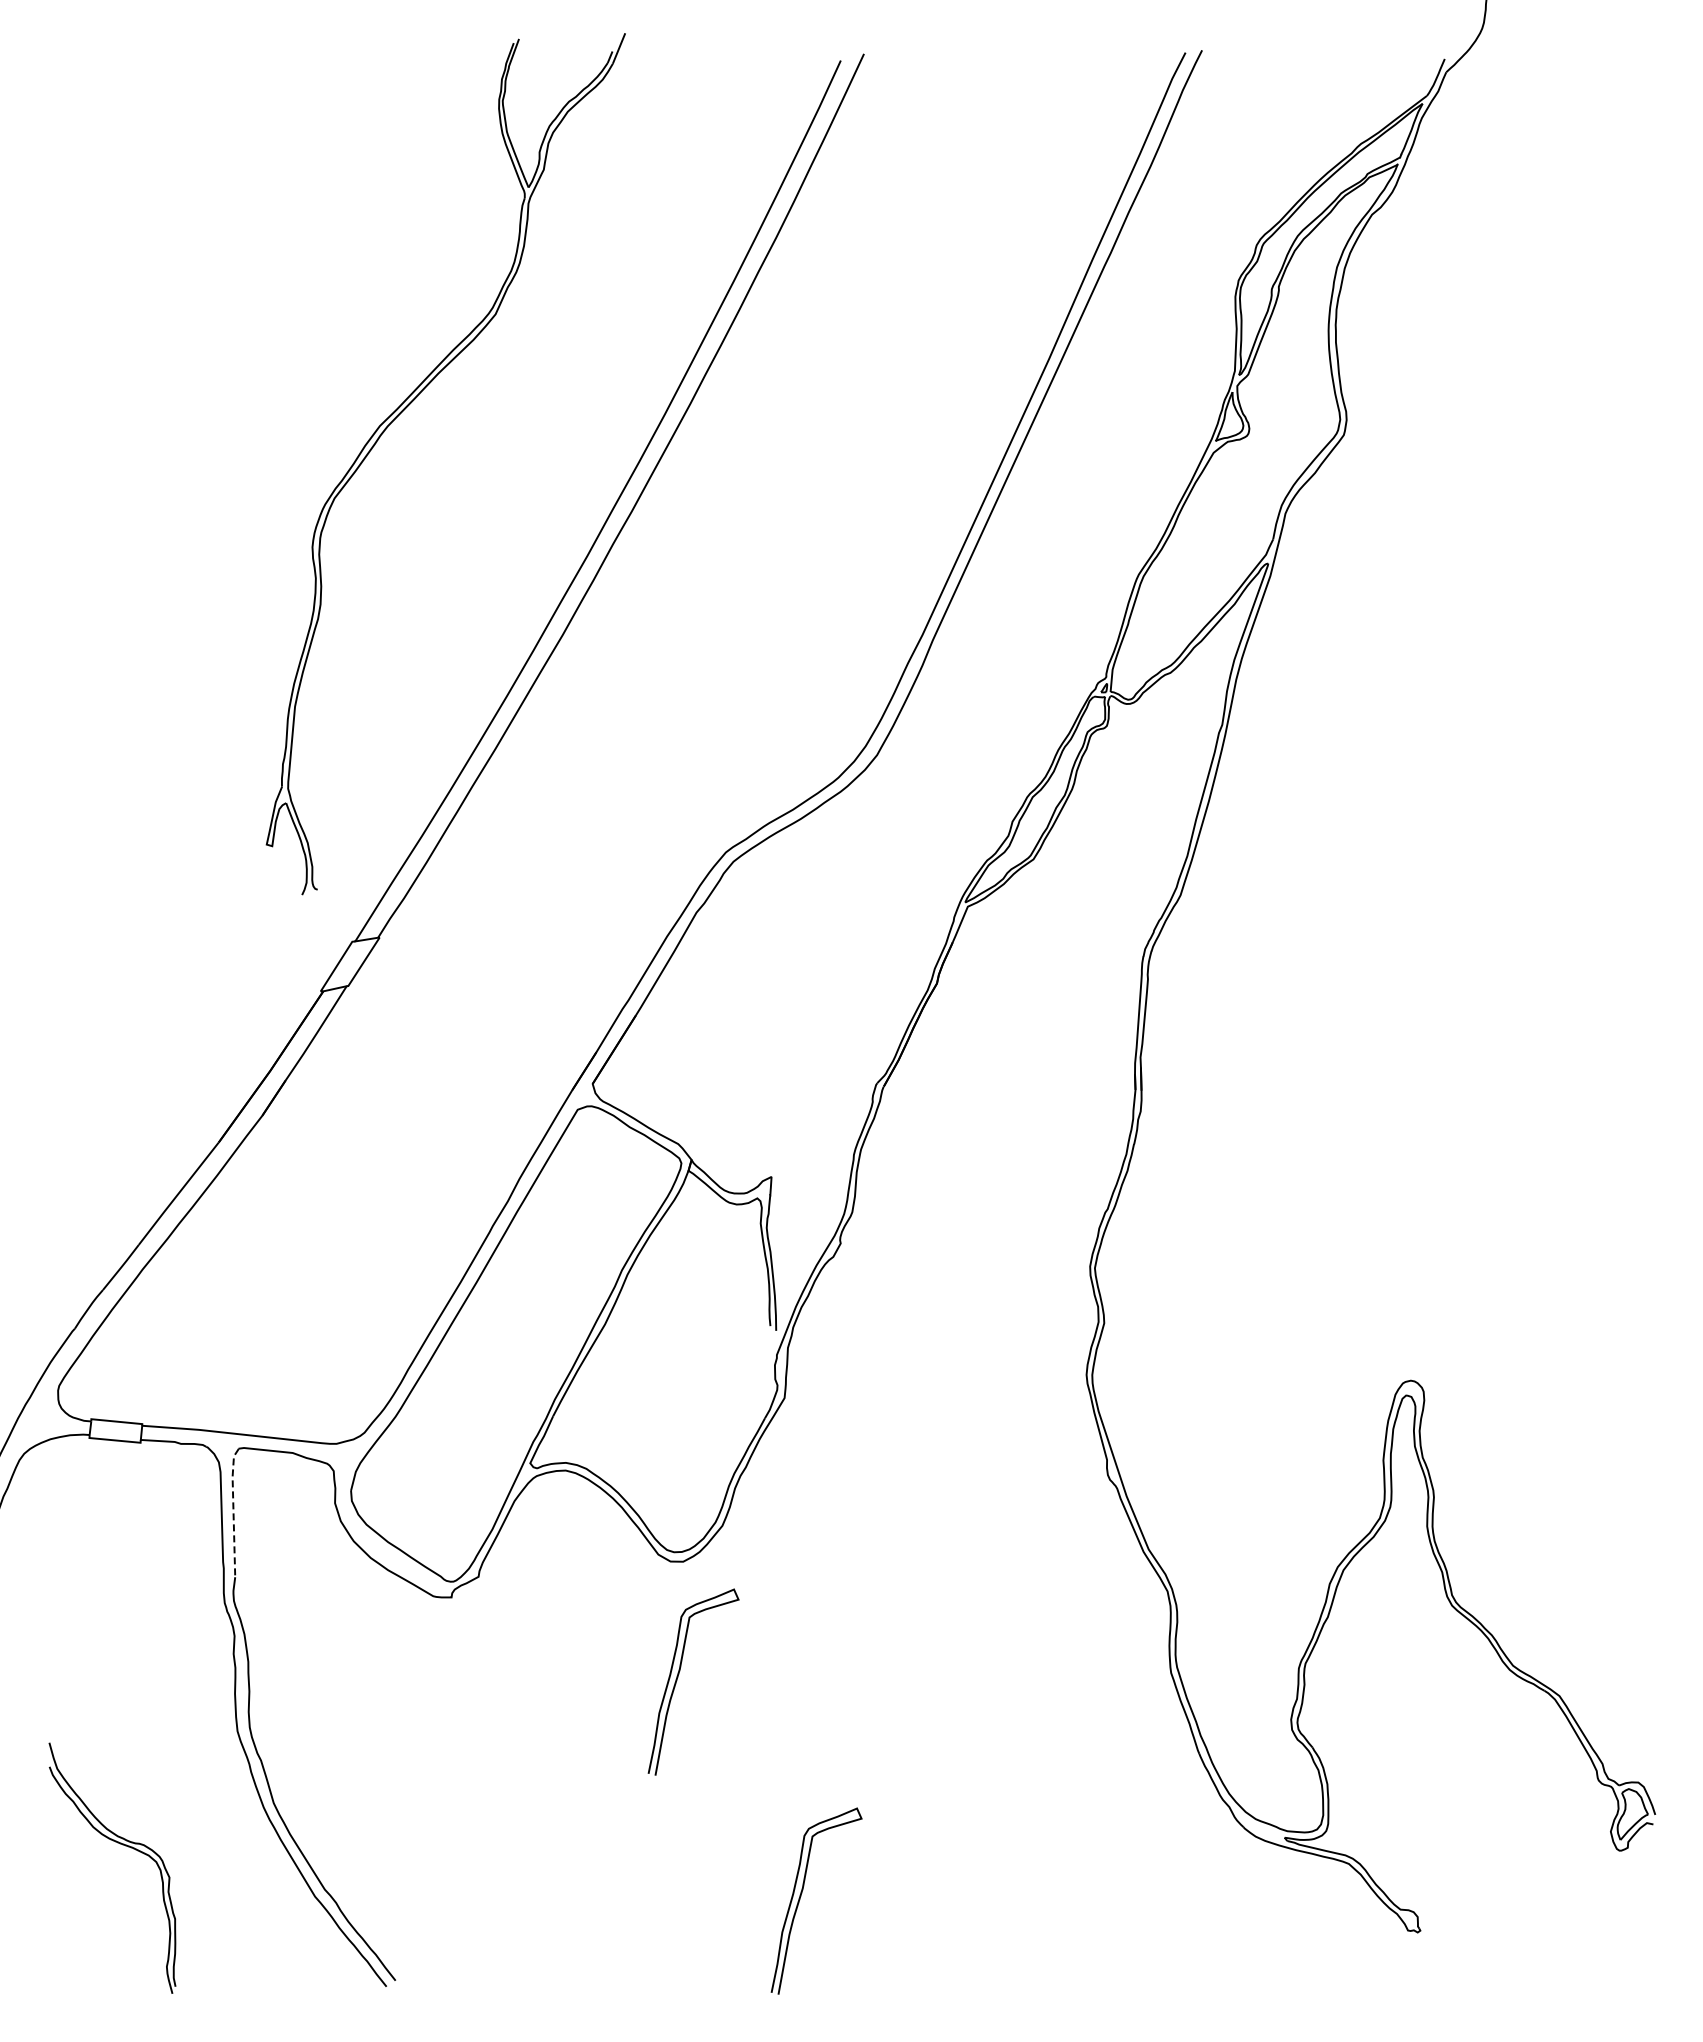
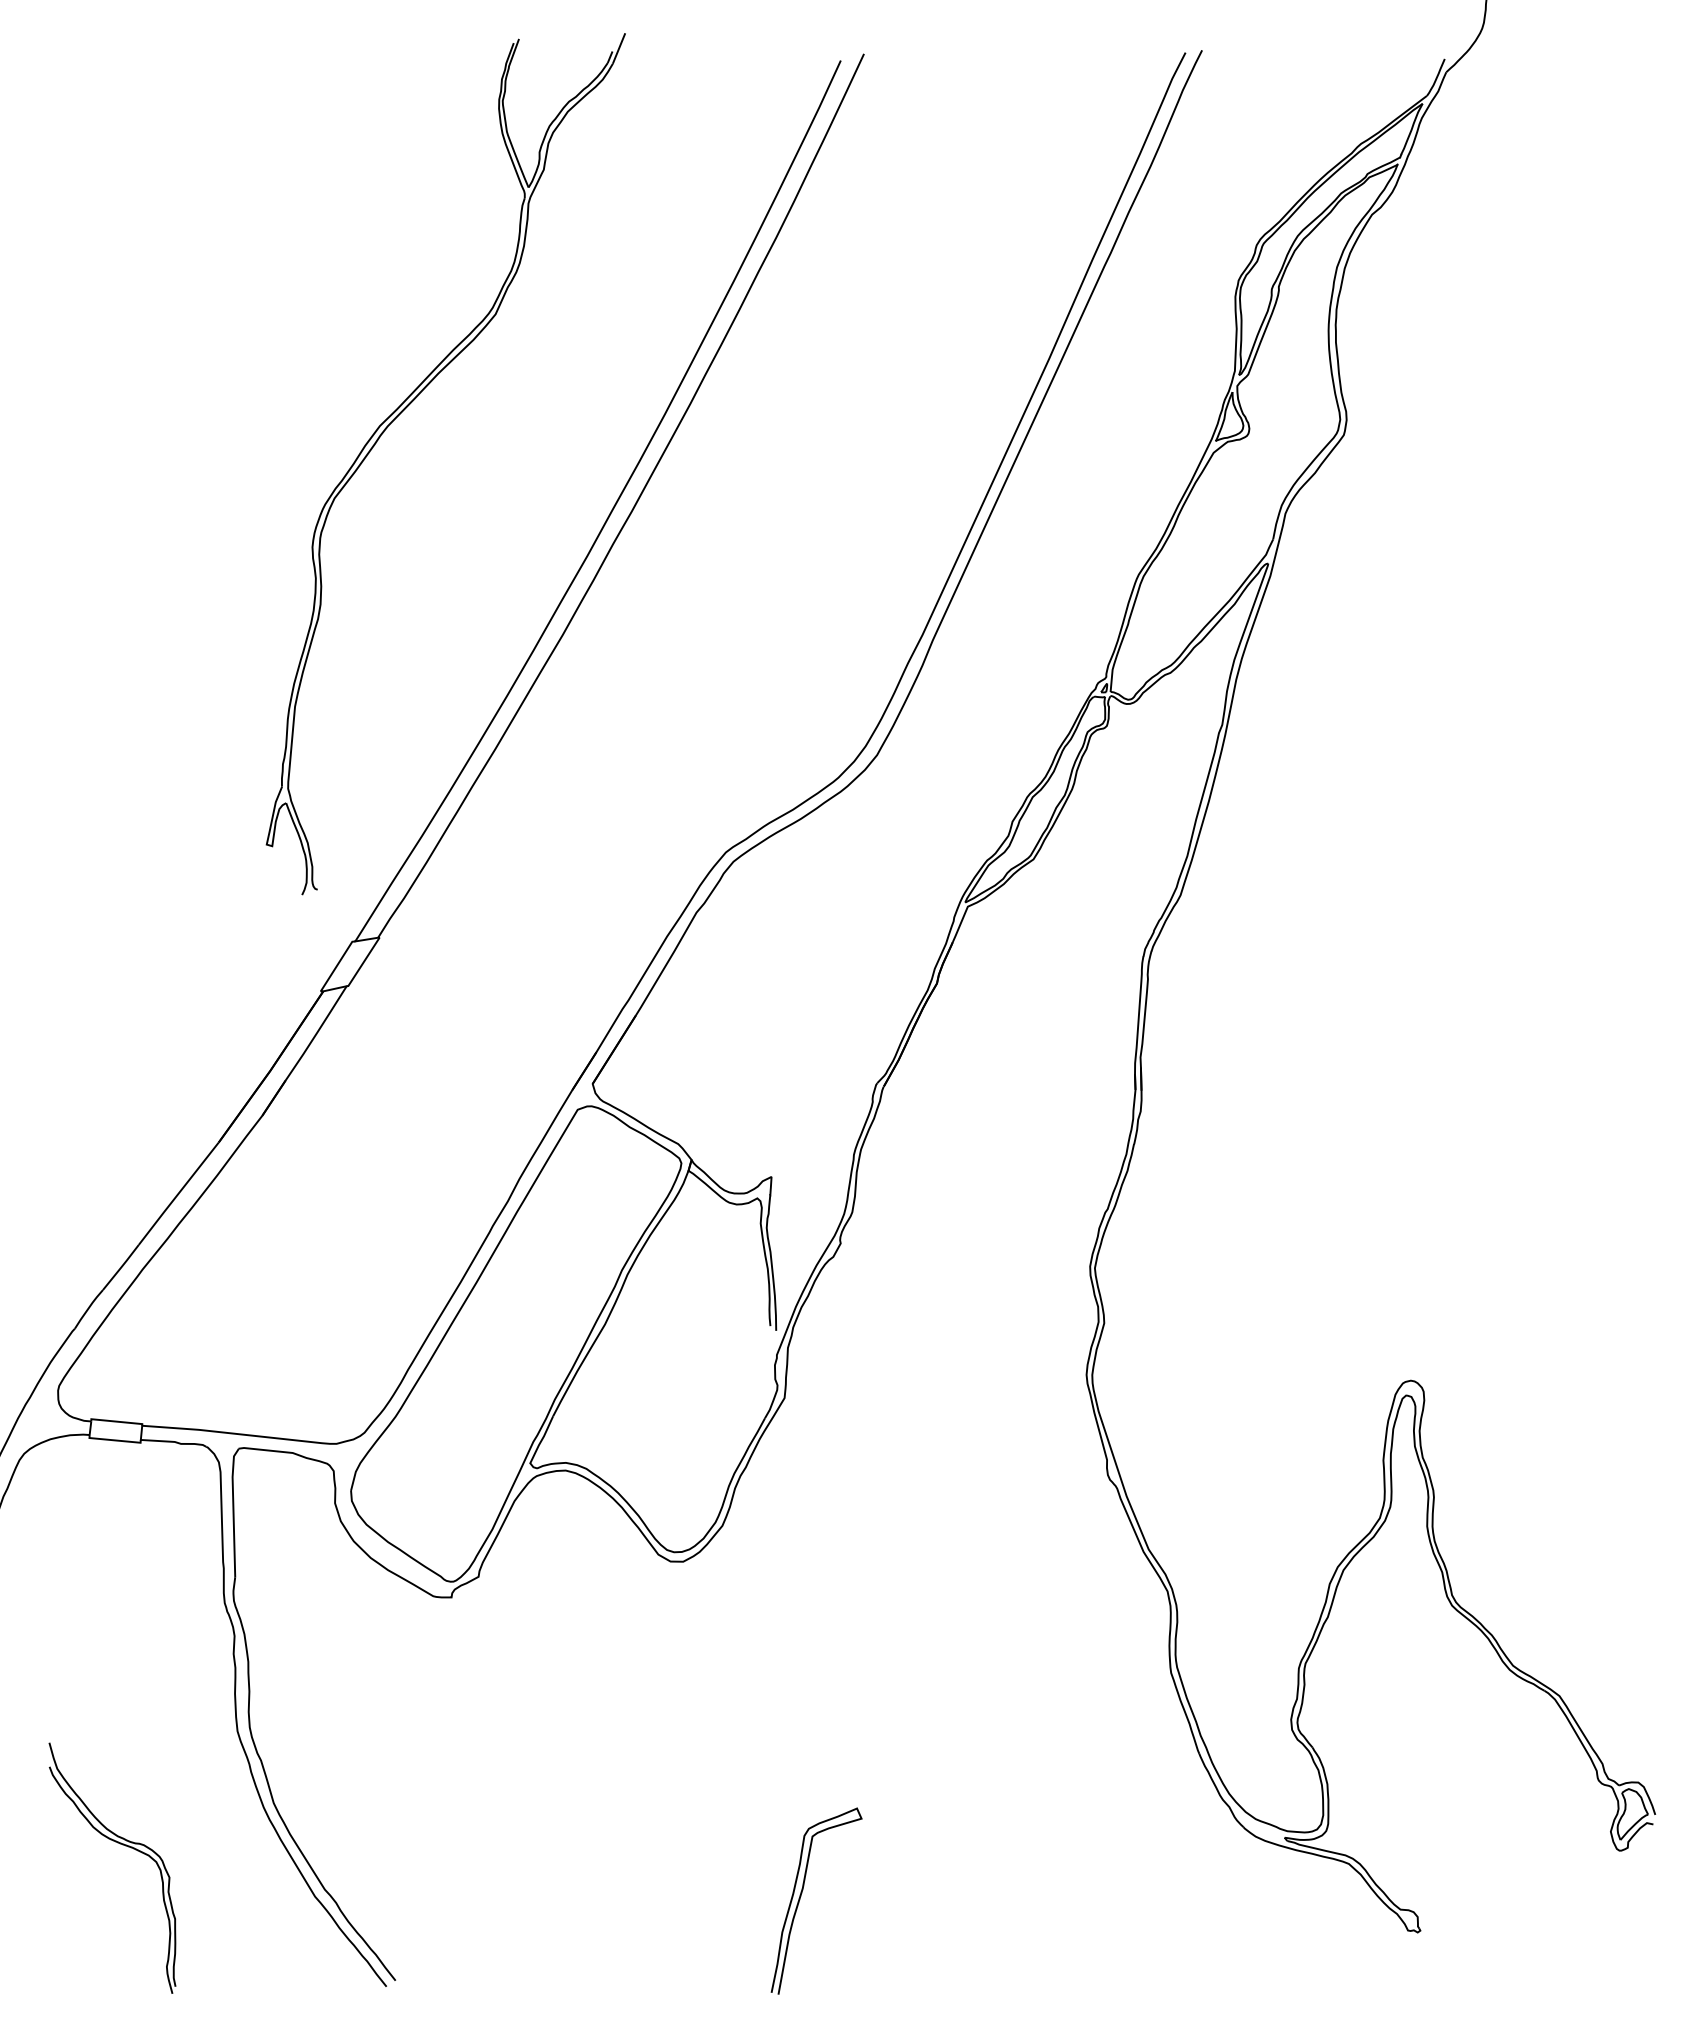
line: dashed -> solid (233, 1511)
curve: present -> none (678, 1677)
